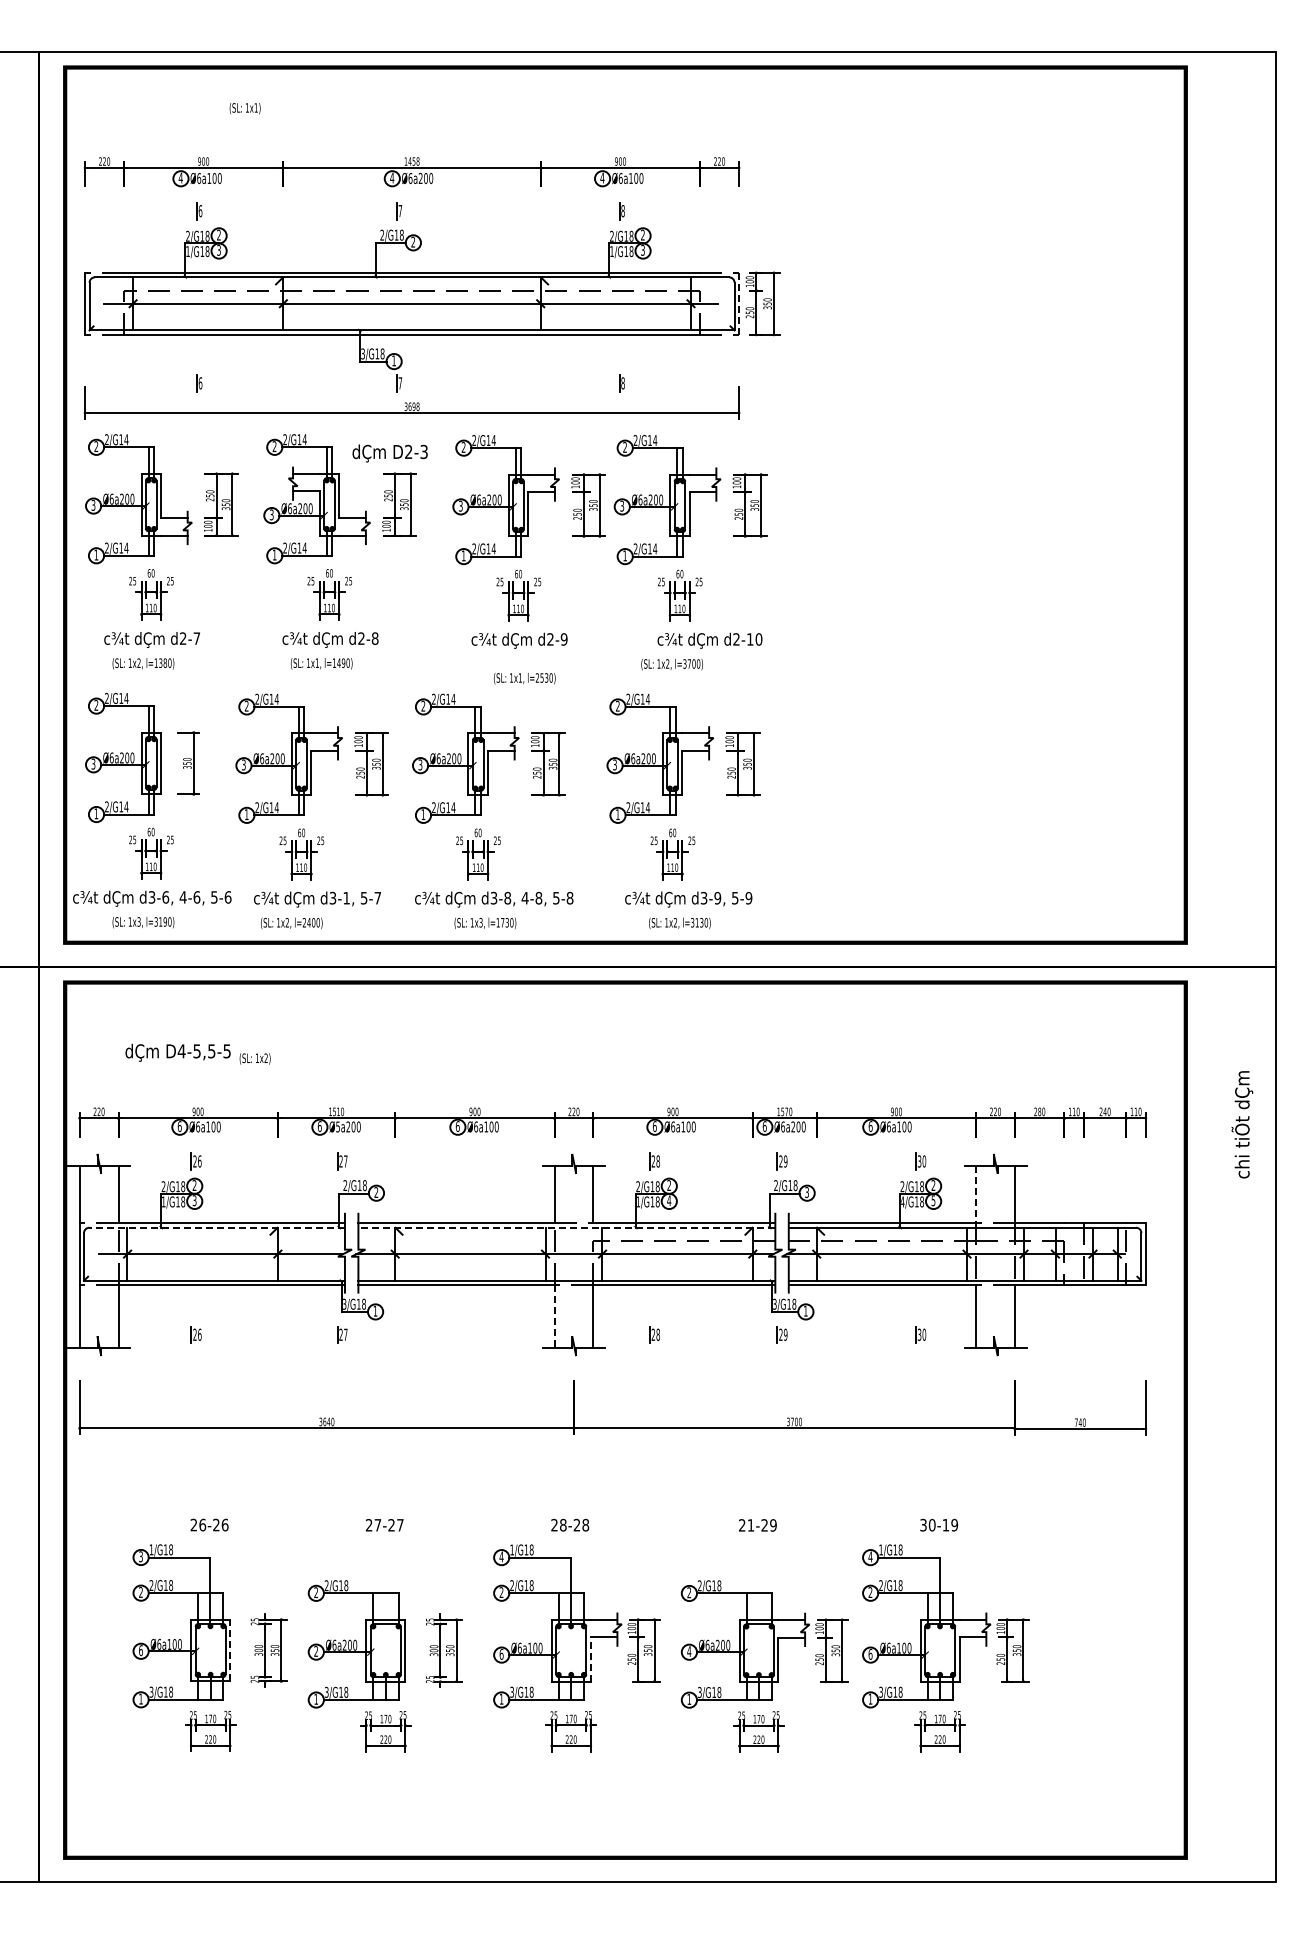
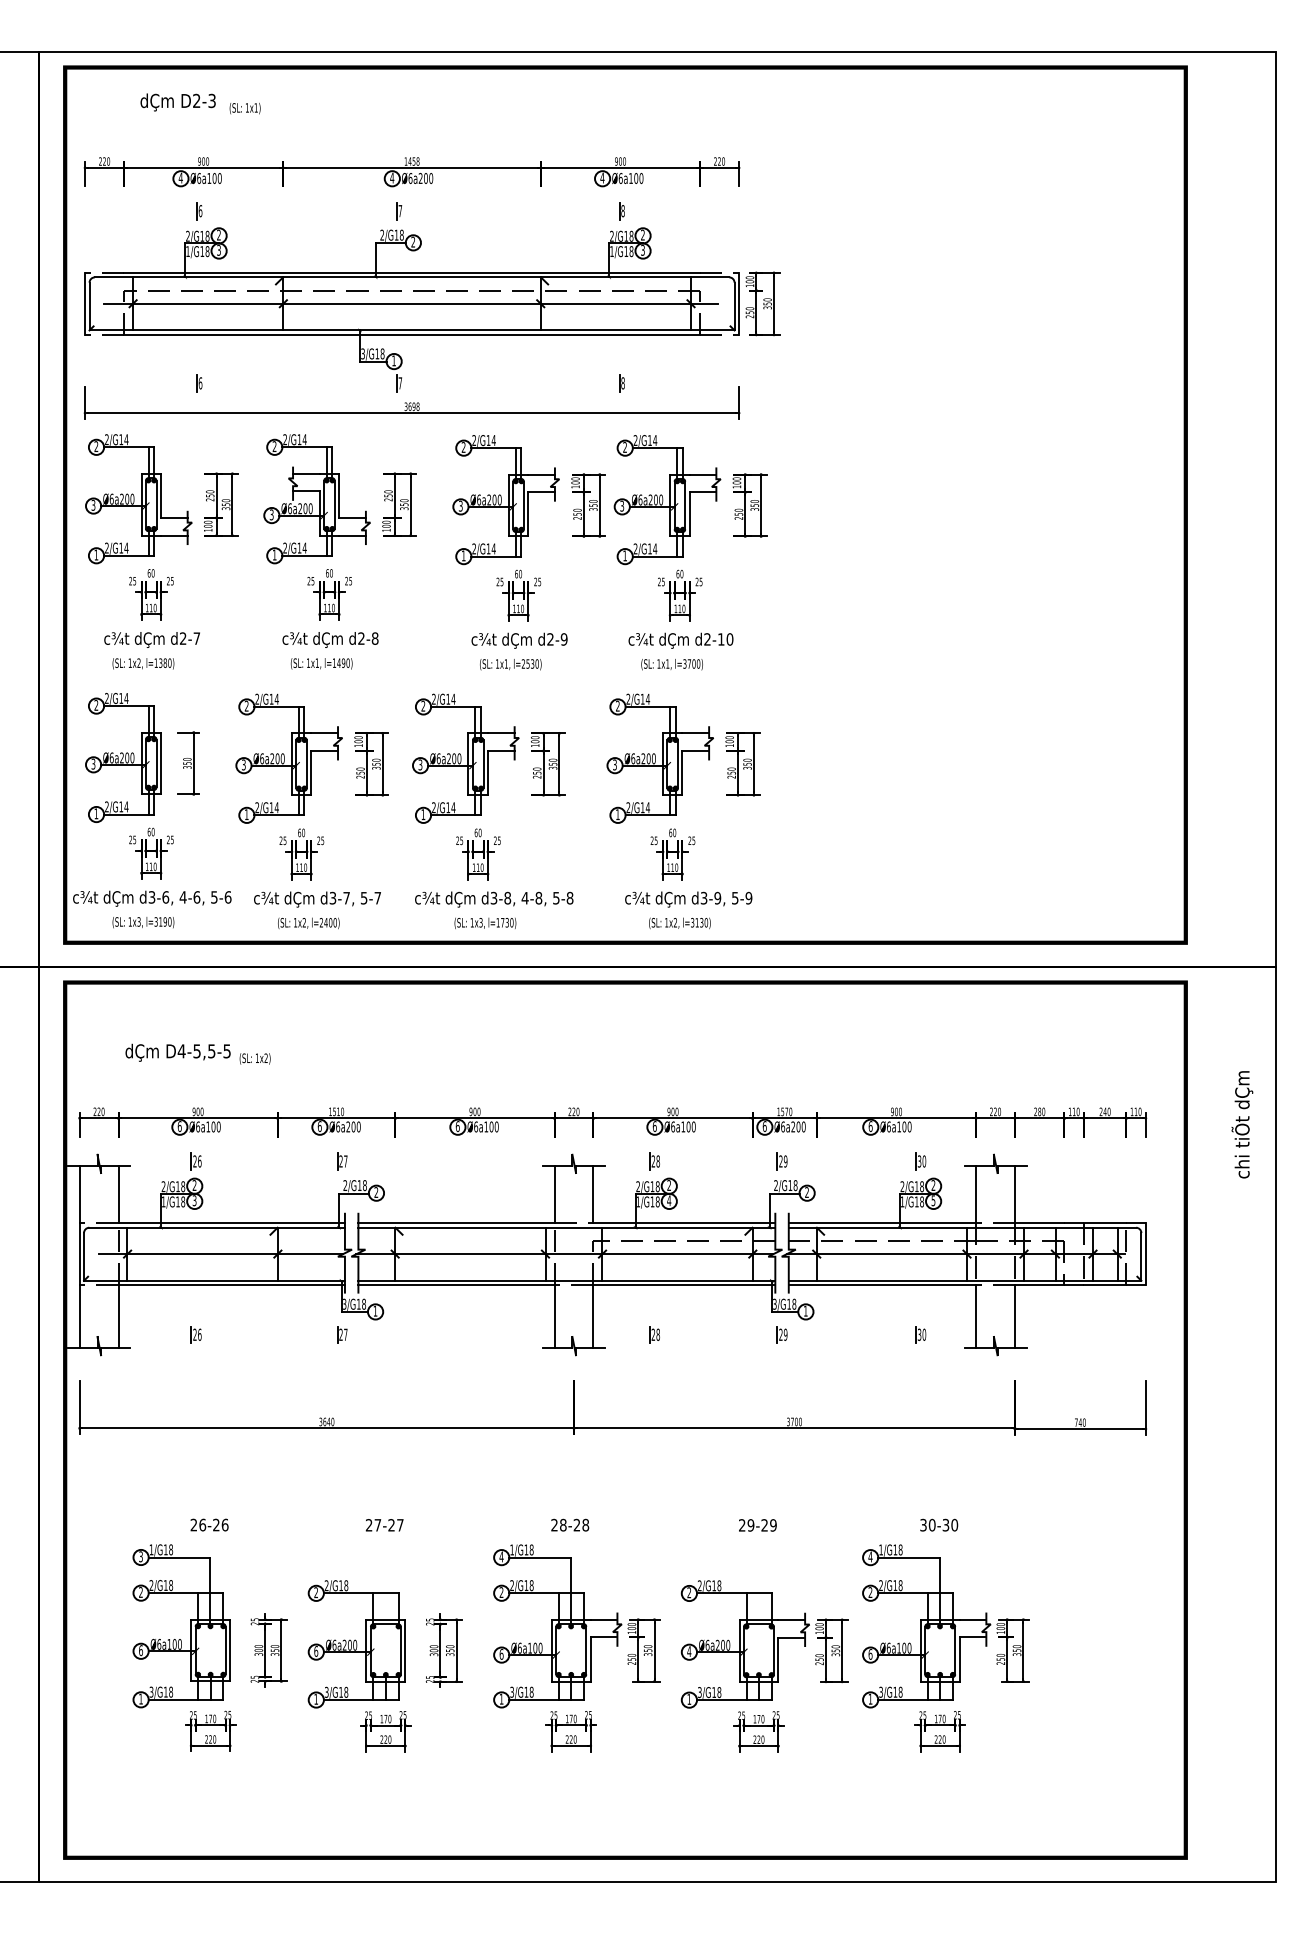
line: dashed -> solid (739, 303)
text position: (389, 453) -> (177, 102) (177, 102)
text position: (709, 640) -> (680, 640) (680, 640)
text: 1x2, -> 1x1, (667, 663)
text position: (524, 678) -> (510, 664) (510, 664)
text: d3-1, -> d3-7, (346, 898)
text position: (291, 923) -> (308, 923) (308, 923)
text: Ø5a200 -> Ø6a200 (338, 1126)
text: 3 -> 2 (806, 1193)
line: dashed -> solid (976, 1194)
text: 4/G18 -> 1/G18 (902, 1201)
line: dashed -> solid (217, 1227)
line: dashed -> solid (566, 1227)
line: dashed -> solid (554, 1316)
text: 30-19 -> 30-30 (949, 1524)
text: 21-29 -> 29-29 (750, 1525)
line: dashed -> solid (230, 1650)
text: 2 -> 6 (316, 1651)
line: dashed -> solid (590, 1658)
